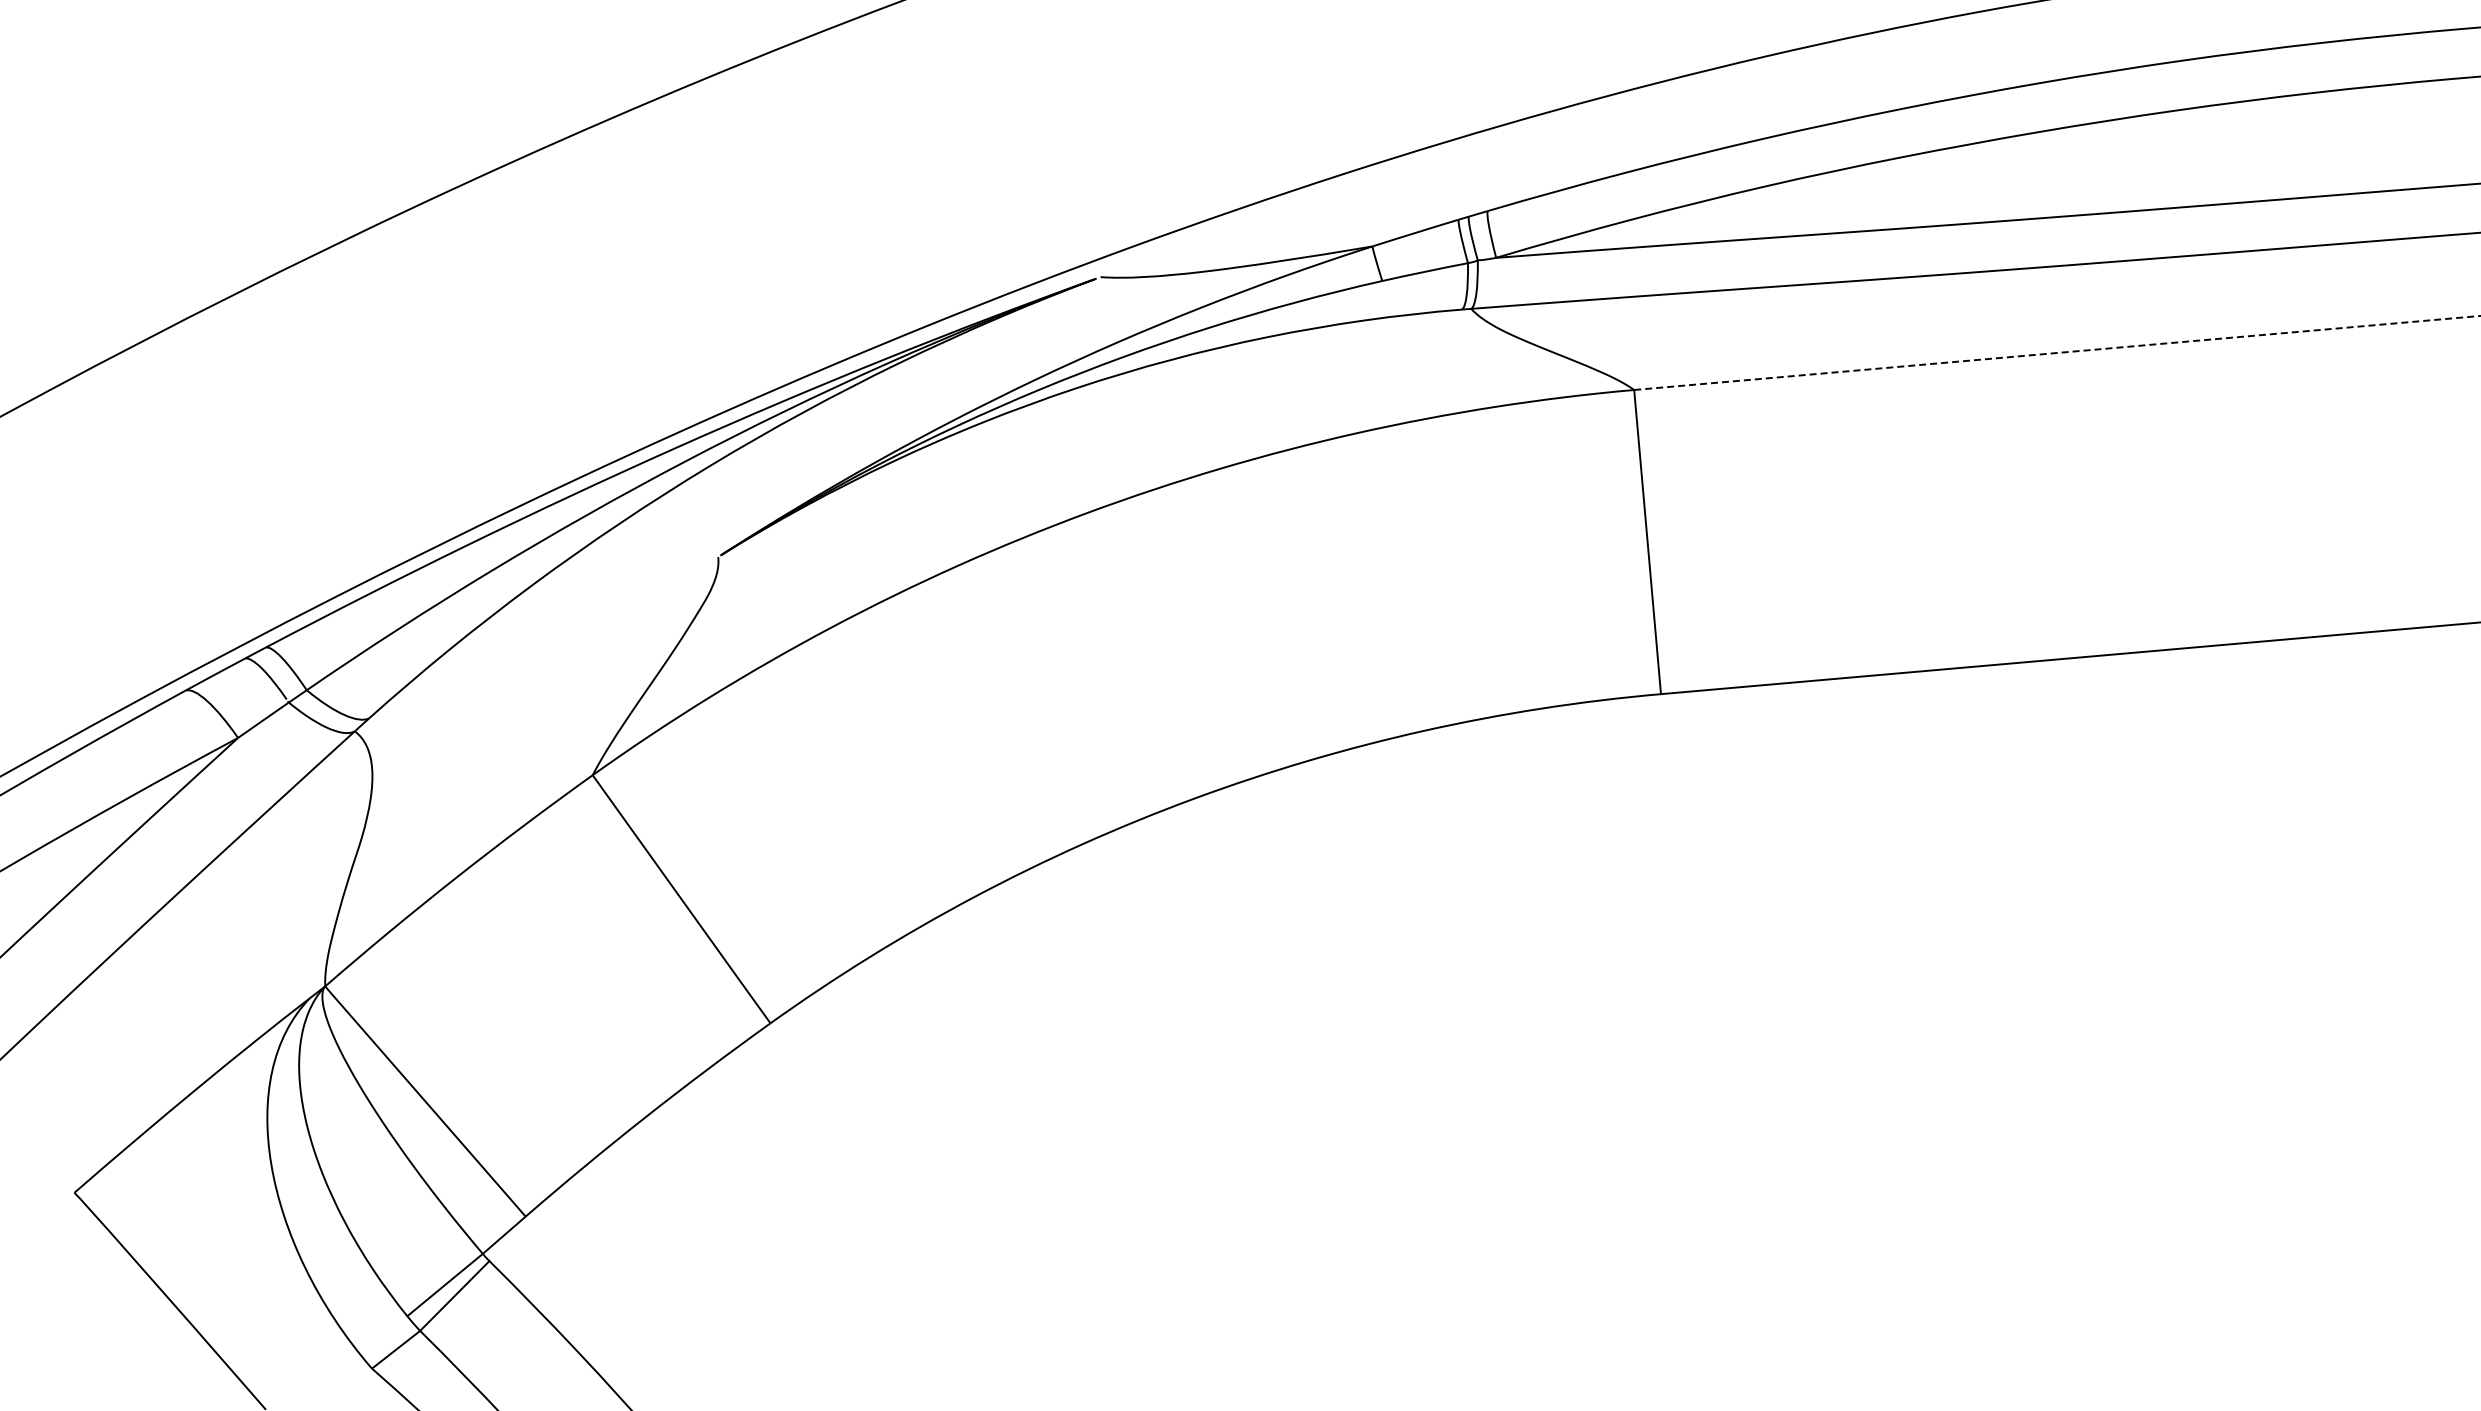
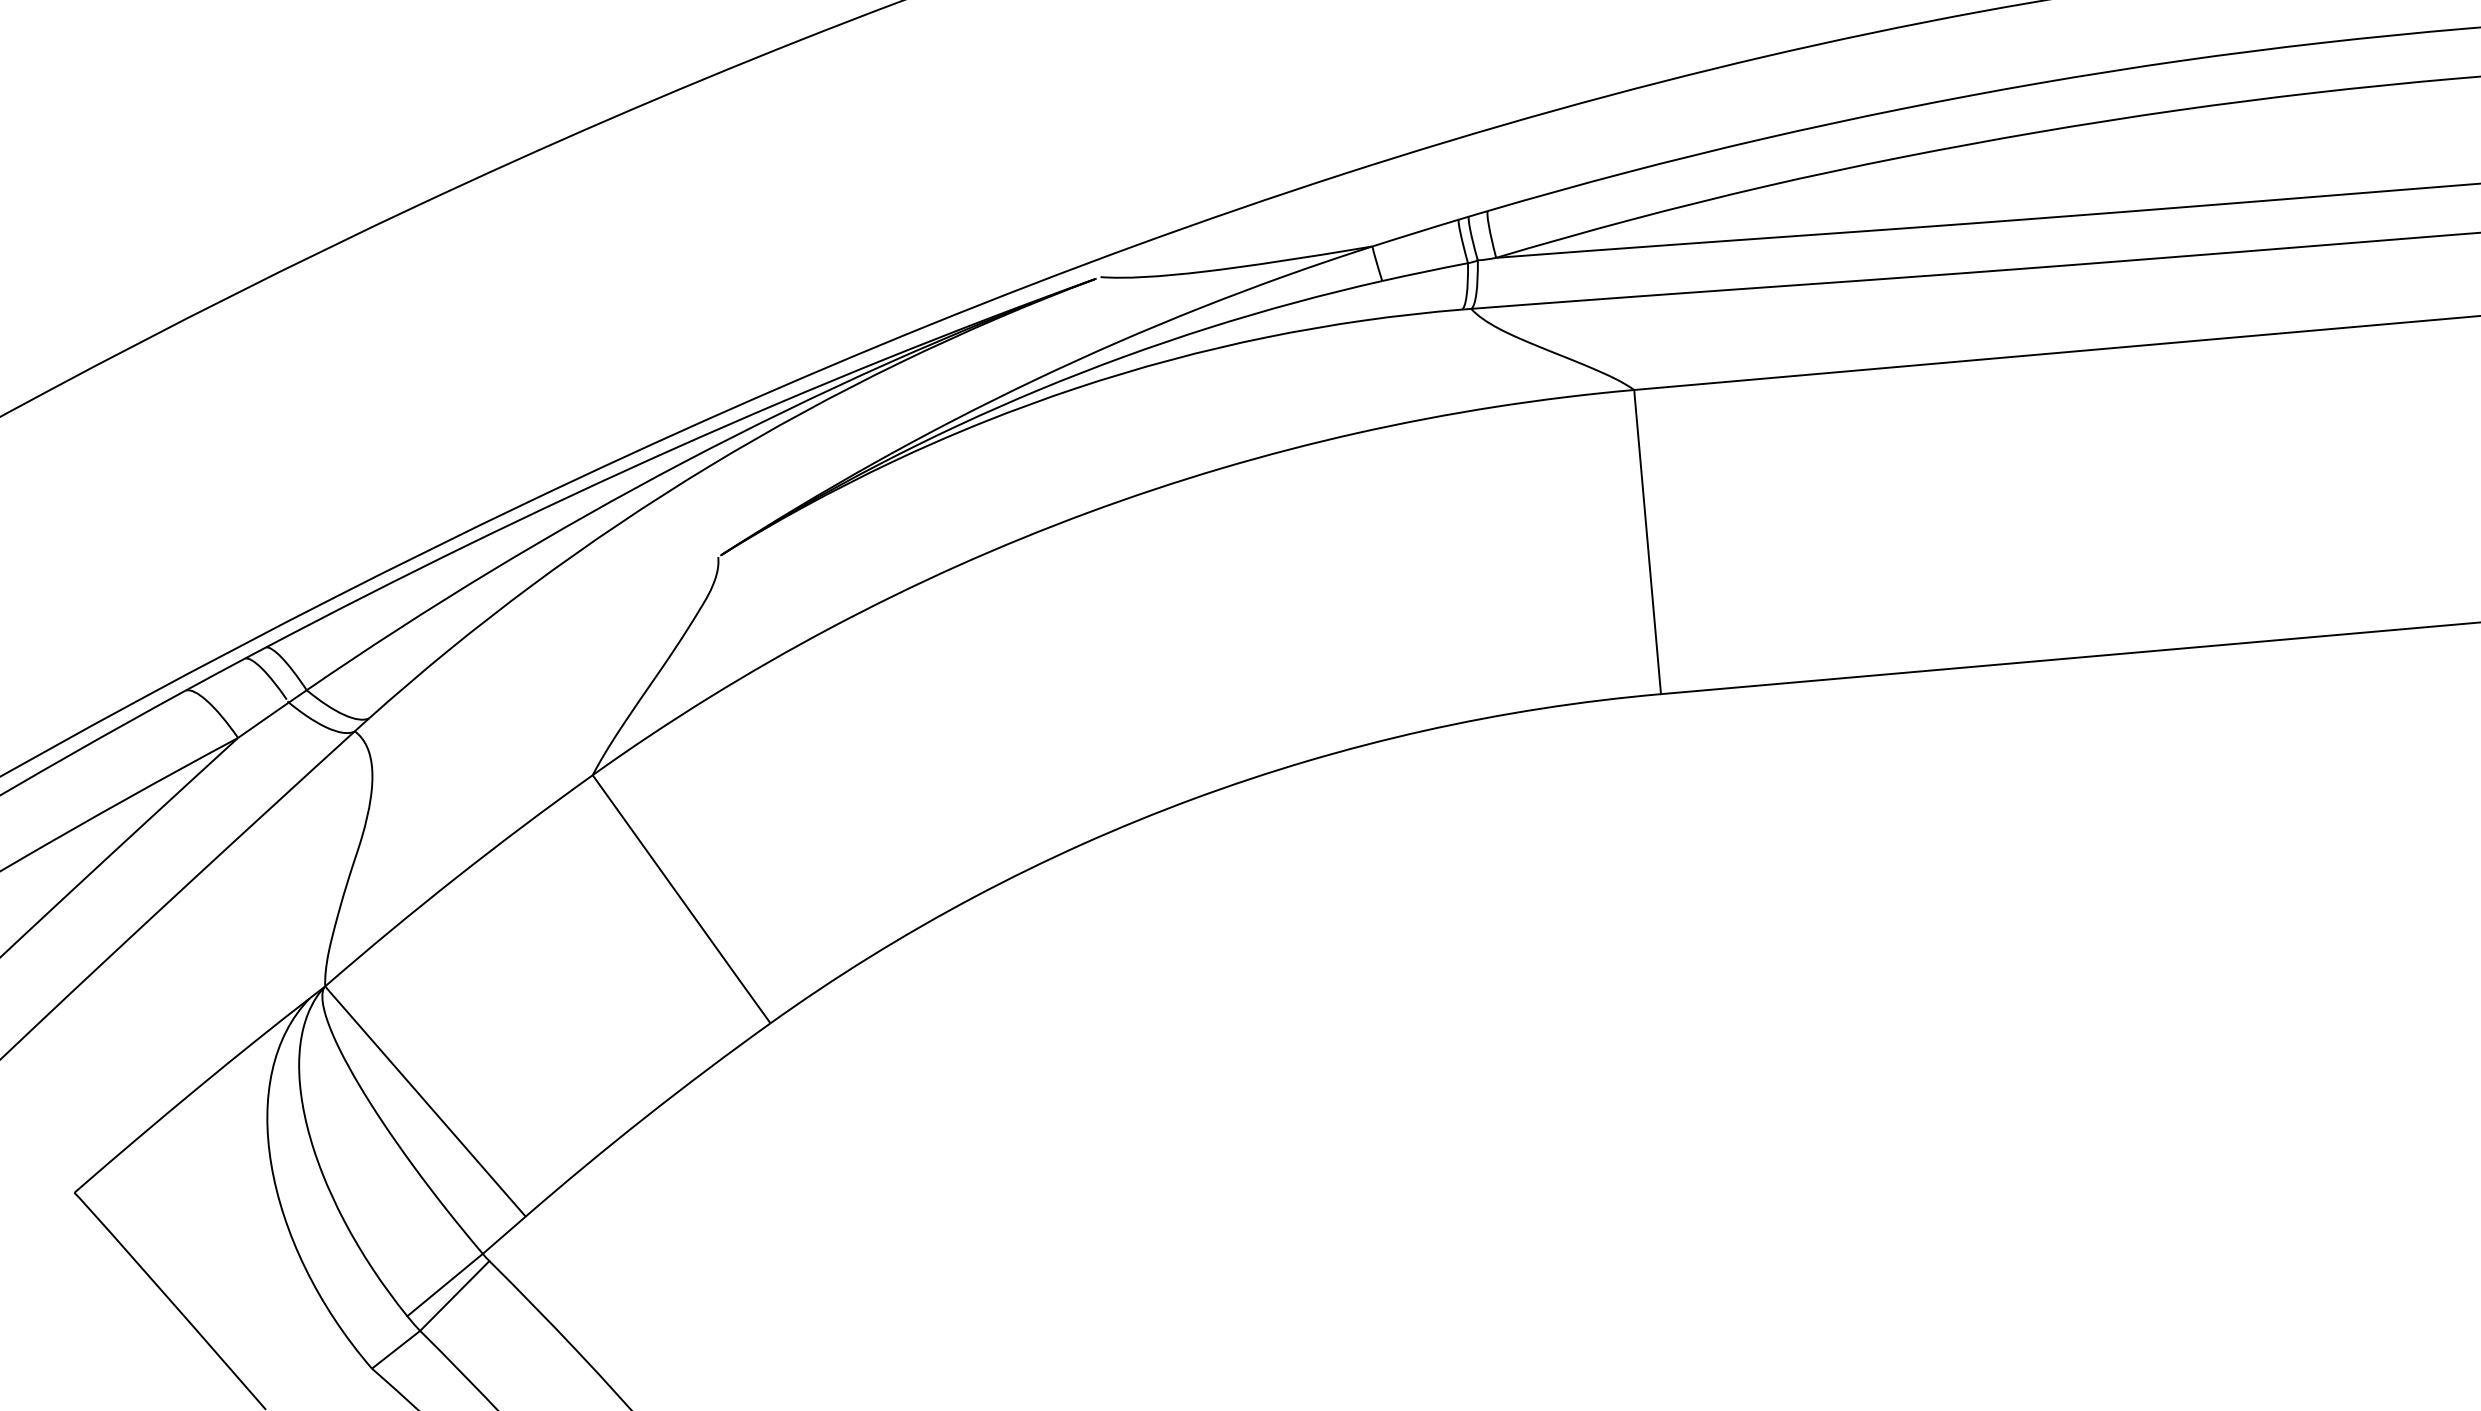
line: dashed -> solid (2057, 352)
